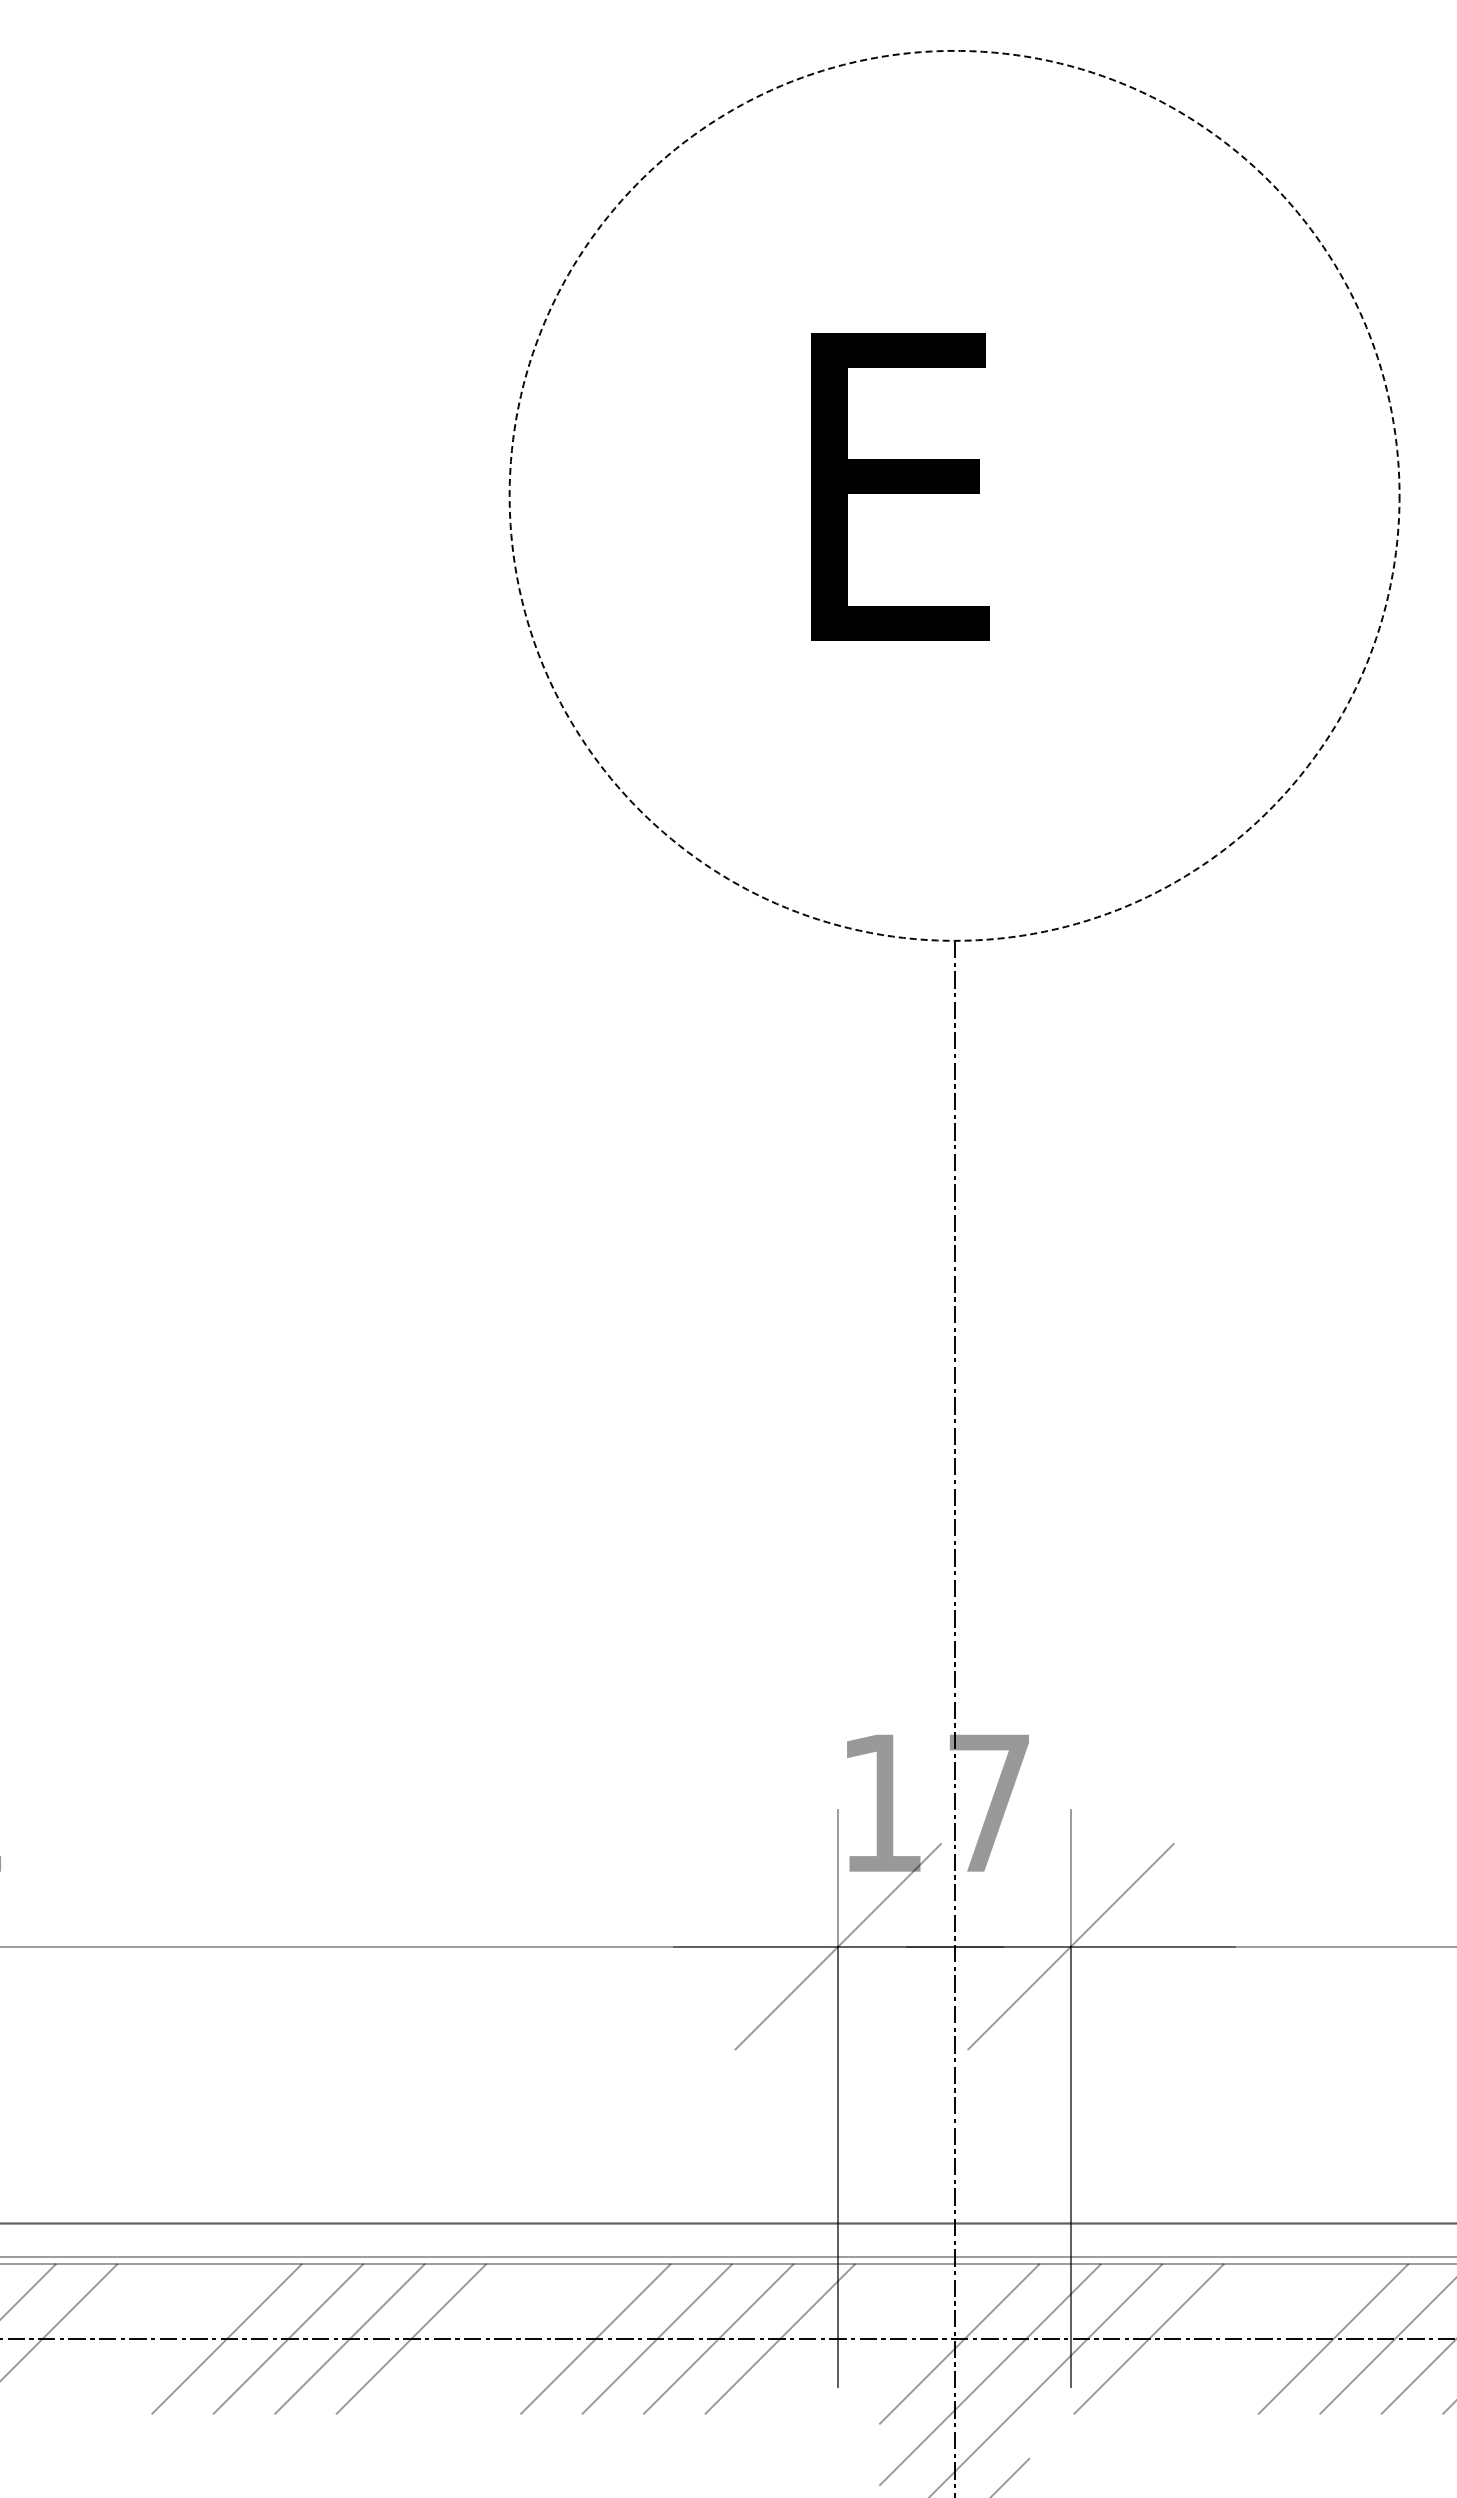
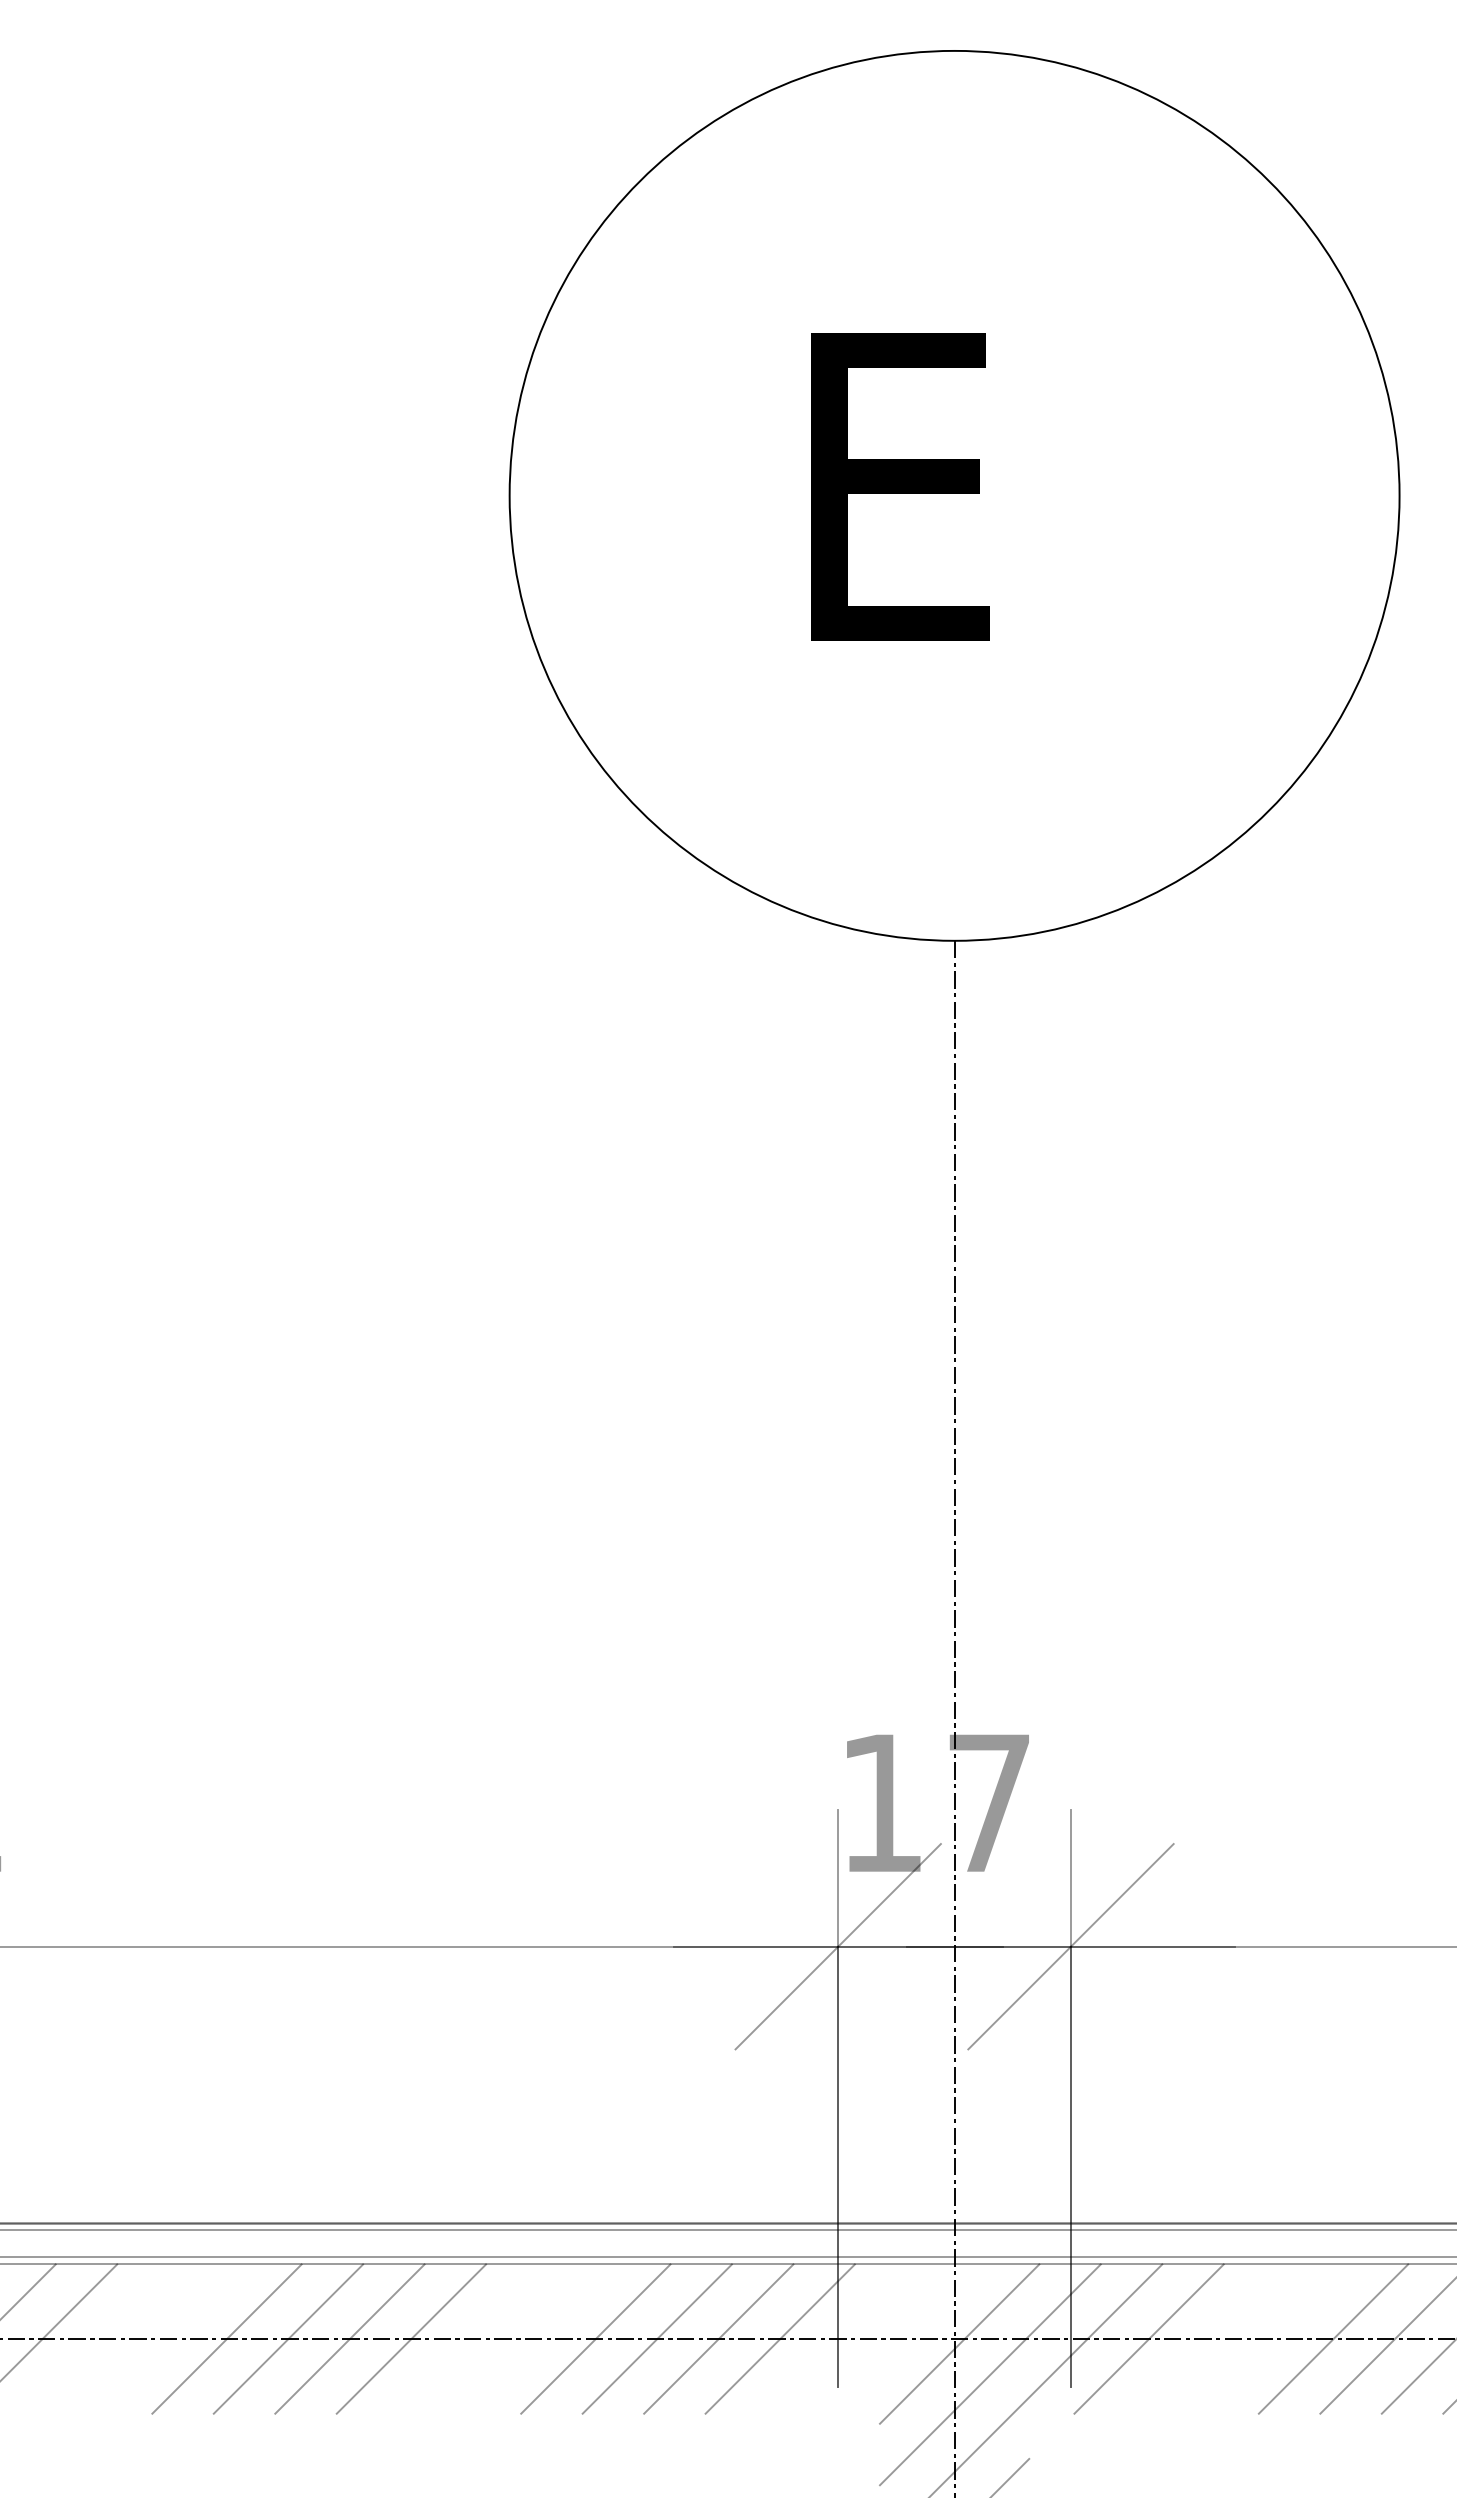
circle: dashed -> solid (954, 495)
line: none -> present (727, 2229)
